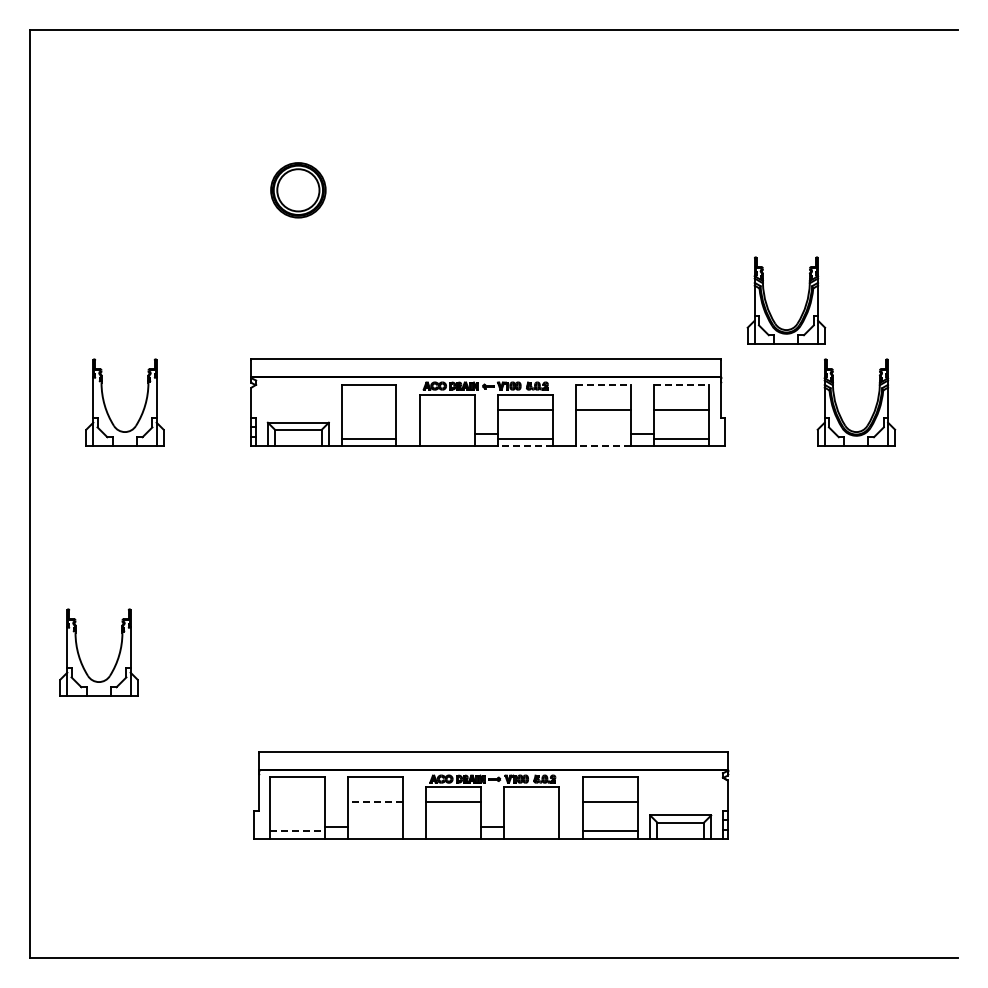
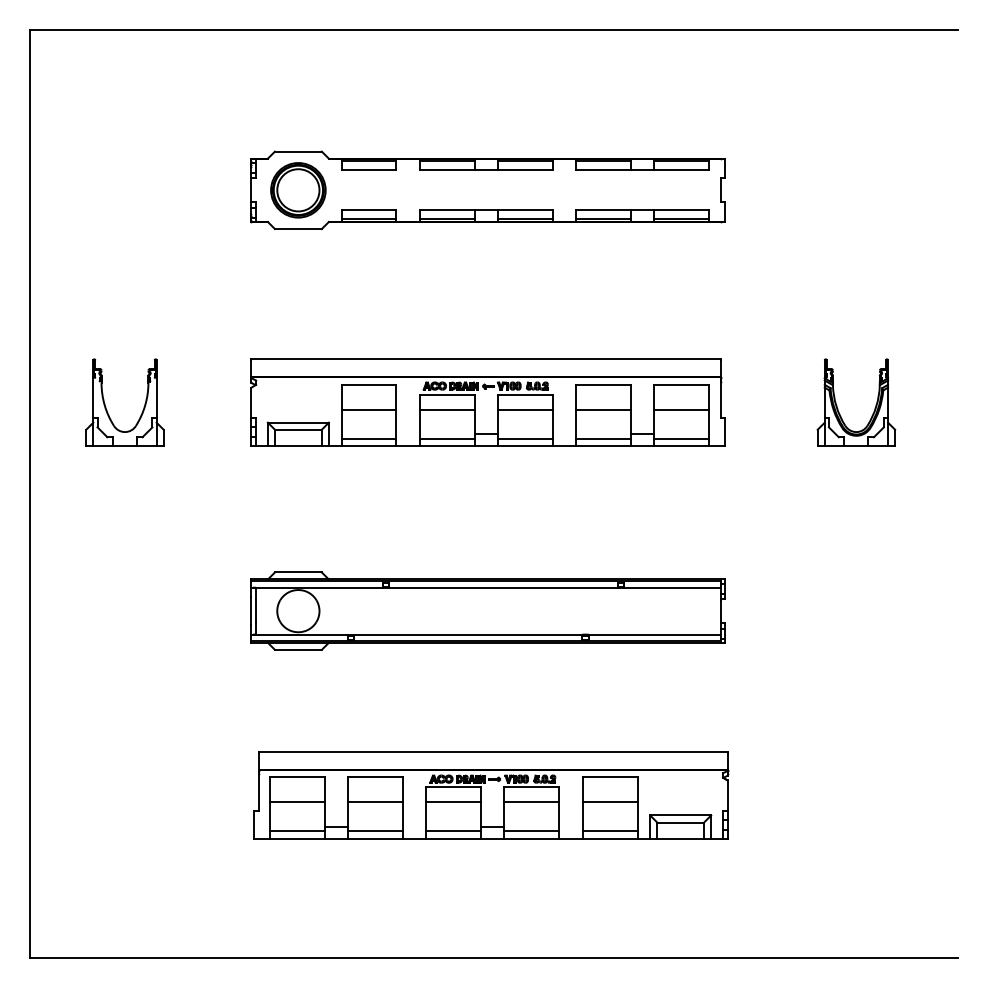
part: none -> present (487, 190)
part: present -> none (768, 306)
line: dashed -> solid (604, 384)
line: dashed -> solid (682, 384)
line: none -> present (368, 409)
line: none -> present (446, 409)
line: none -> present (446, 438)
line: none -> present (603, 438)
line: dashed -> solid (524, 446)
line: dashed -> solid (603, 446)
part: none -> present (487, 610)
part: present -> none (81, 659)
line: none -> present (296, 802)
line: dashed -> solid (375, 802)
line: none -> present (531, 802)
line: dashed -> solid (297, 831)
line: none -> present (375, 831)
line: none -> present (453, 831)
line: none -> present (531, 831)
